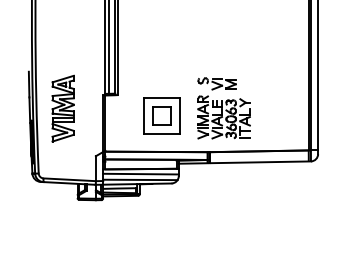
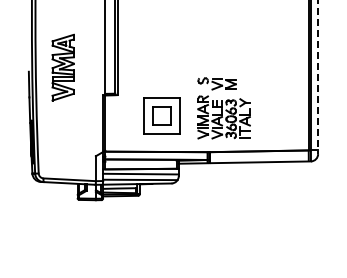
line: present -> none (109, 47)
line: solid -> dashed (318, 77)
part position: (62, 108) -> (62, 67) (62, 67)
